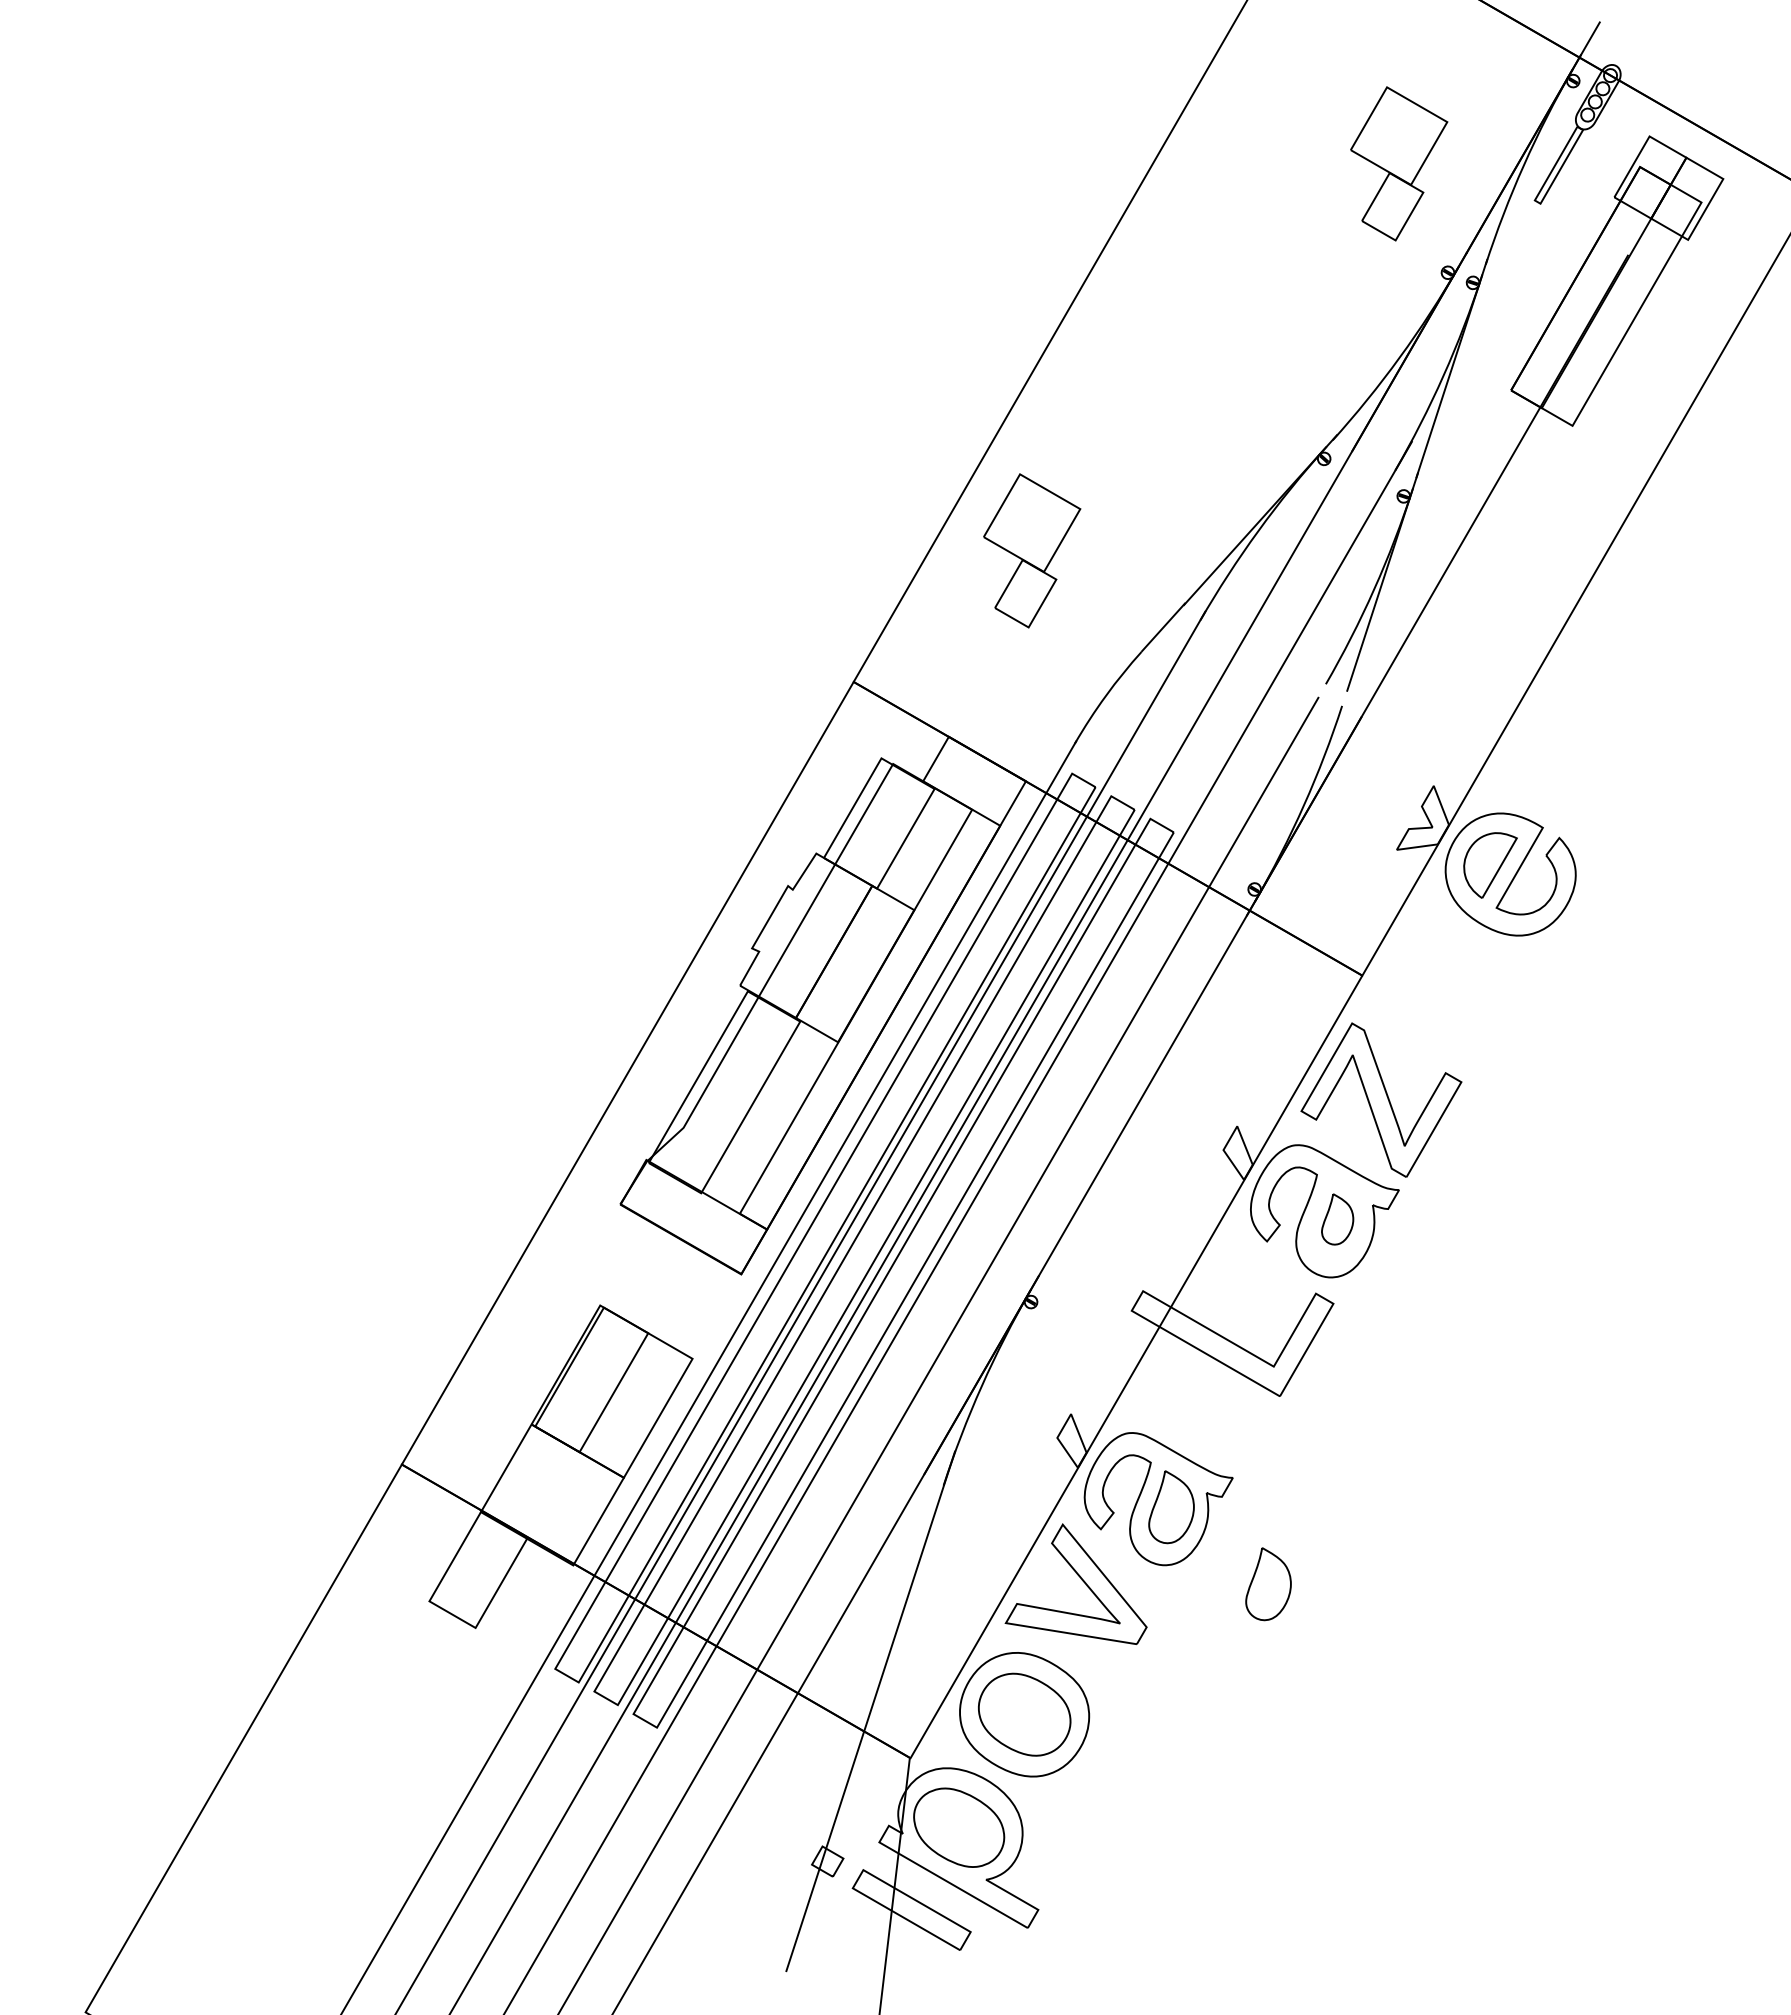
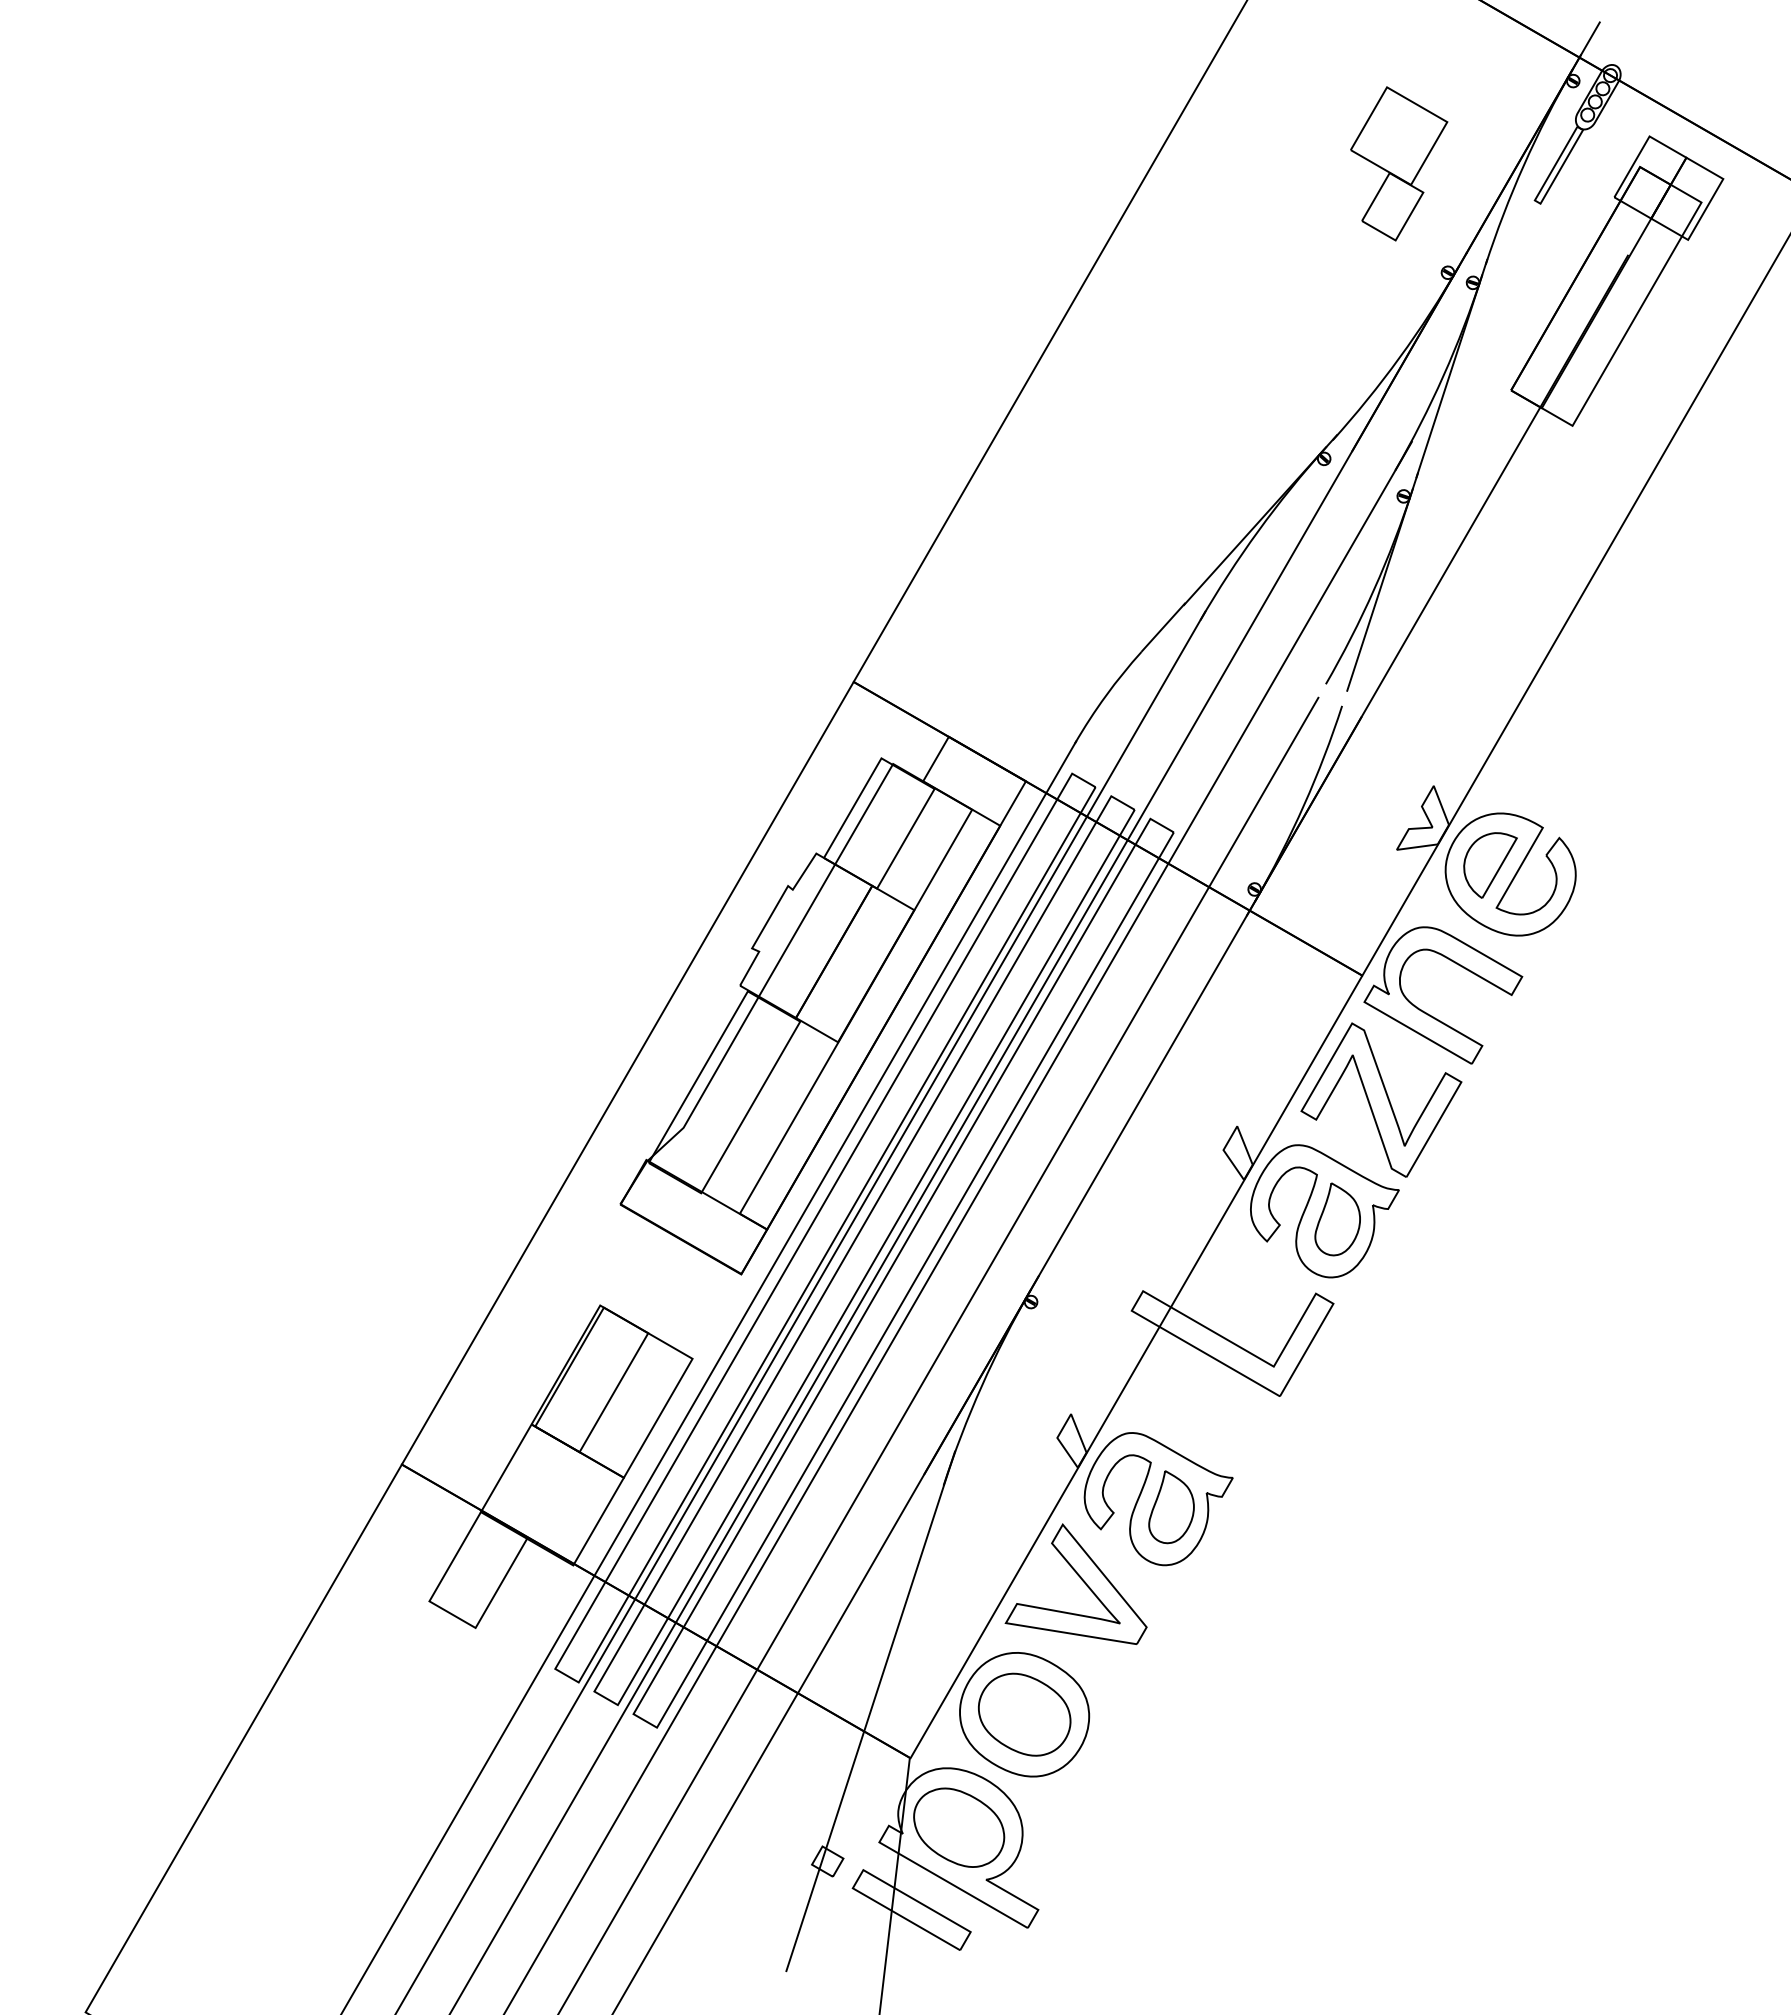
part: present -> none (1032, 550)
part: none -> present (1430, 1014)
part size: 34x53 px -> 47x75 px (1337, 1219)
part: present -> none (1268, 1584)
